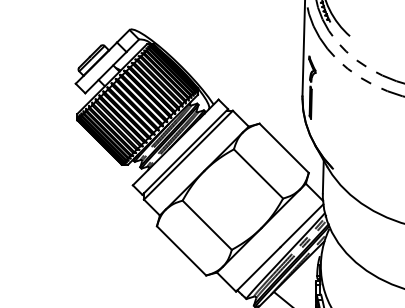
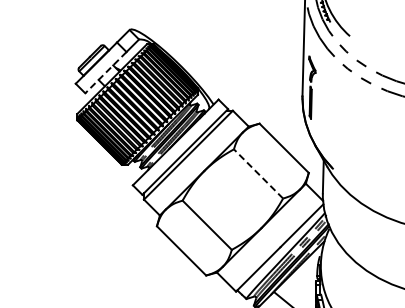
line: solid -> dashed (105, 73)
line: solid -> dashed (258, 173)
